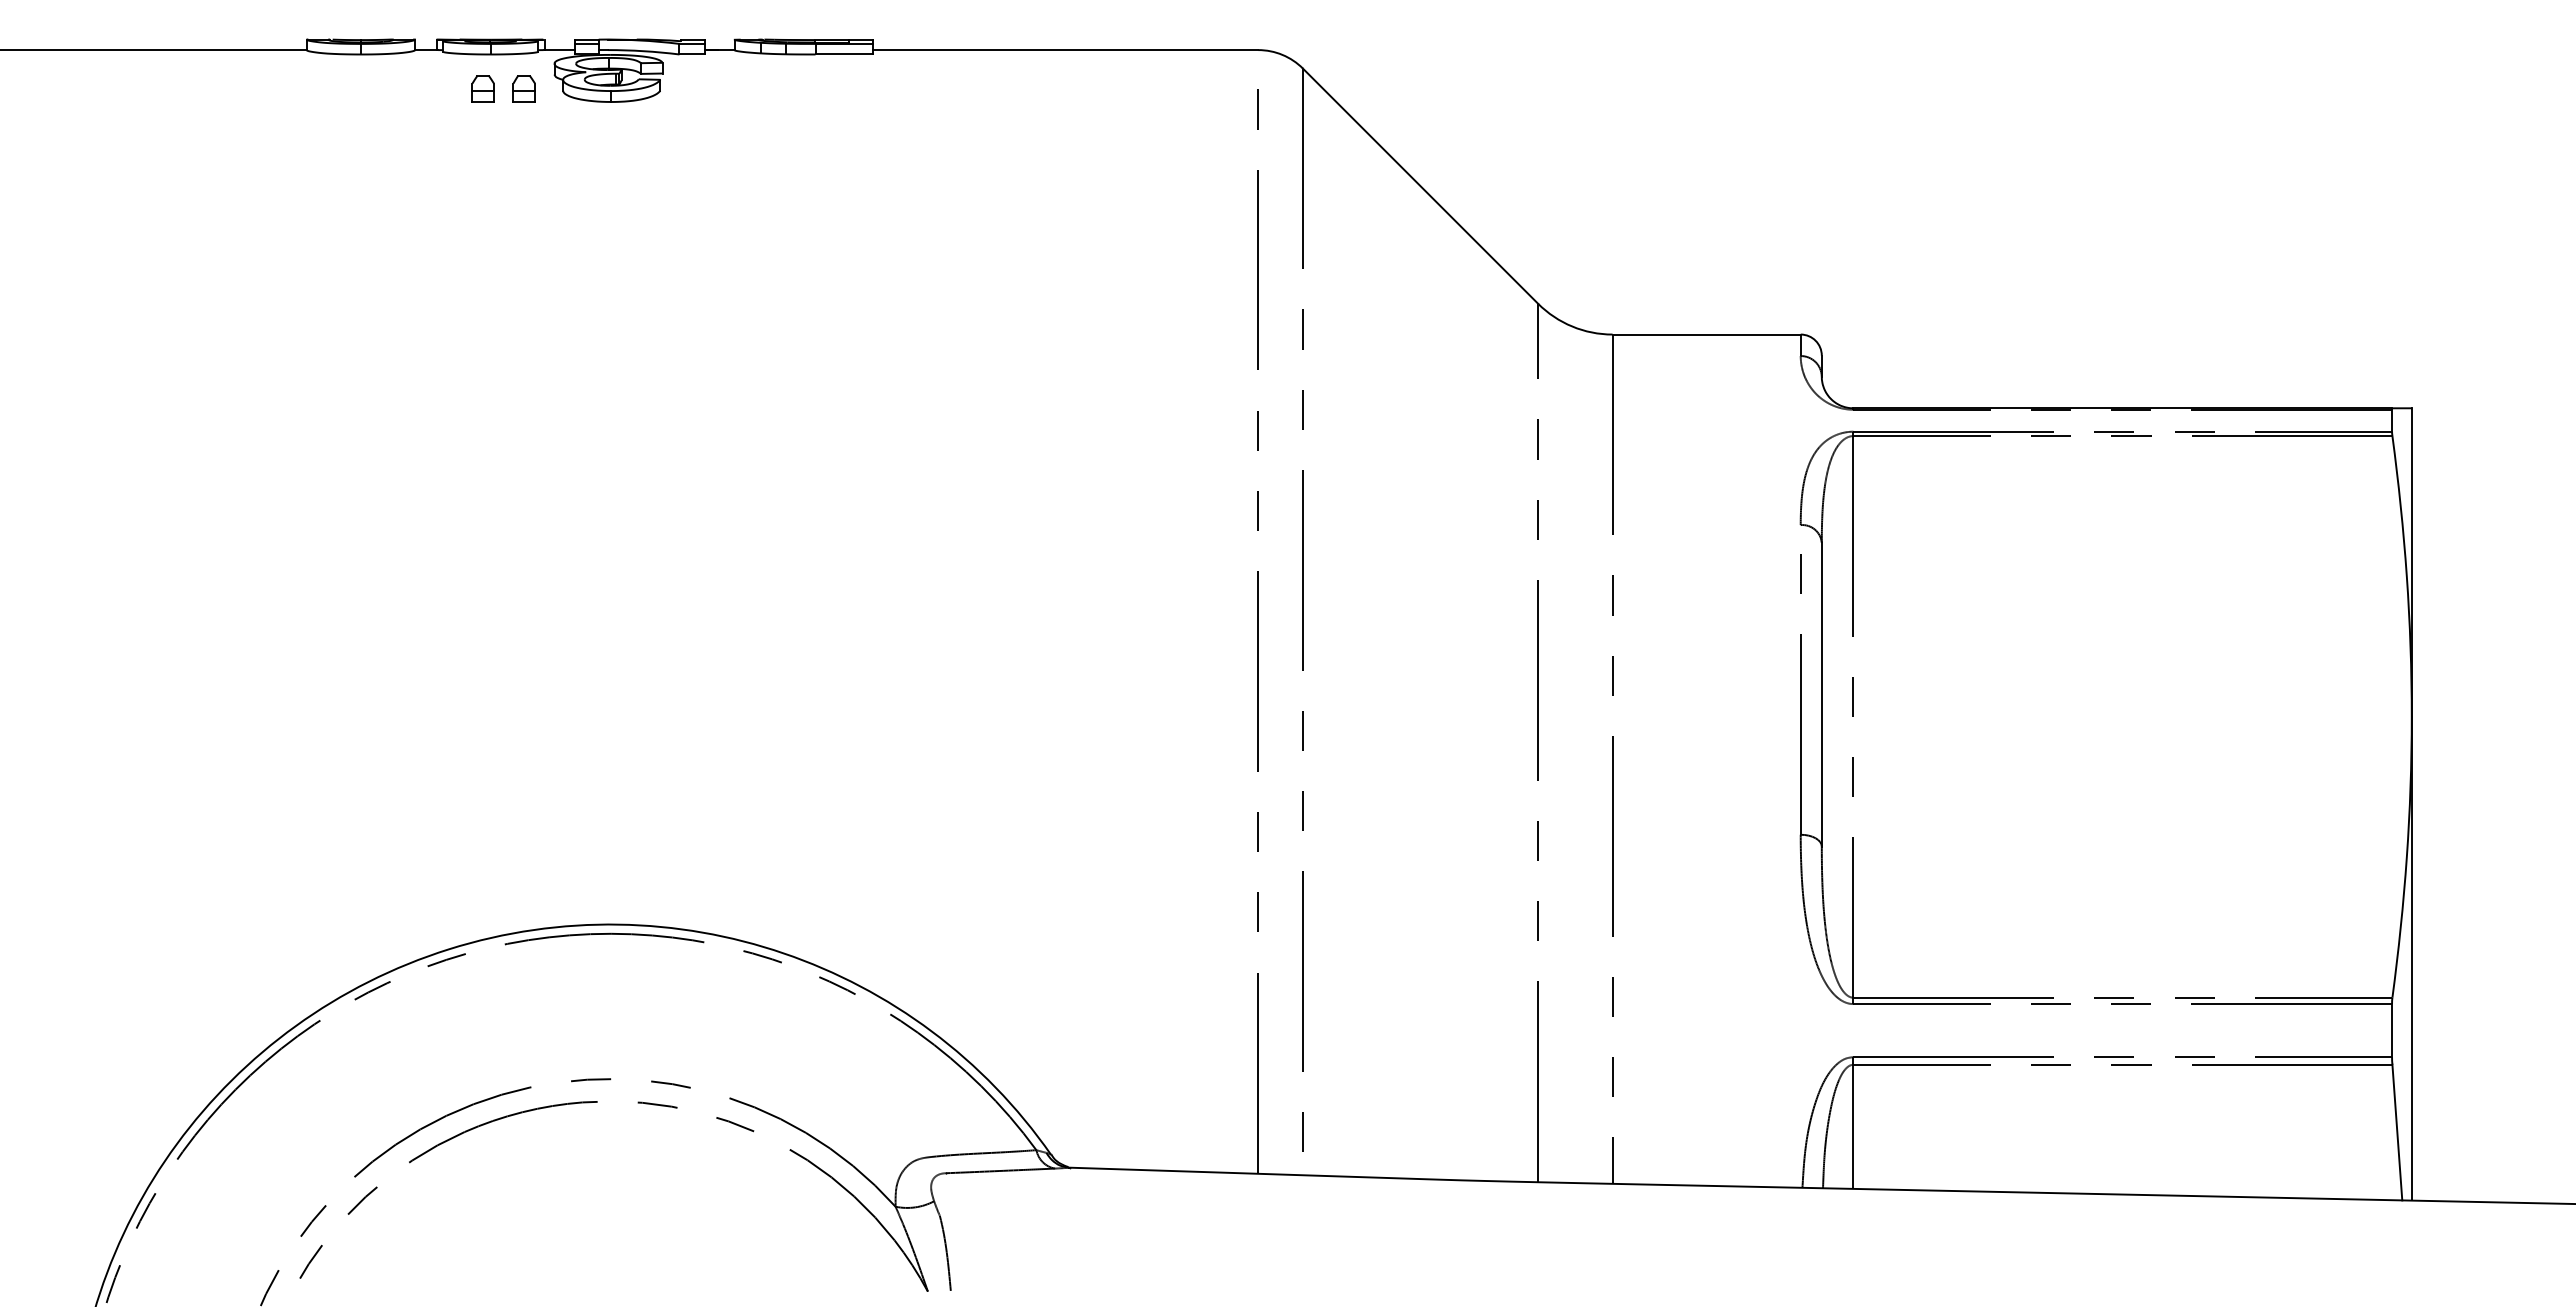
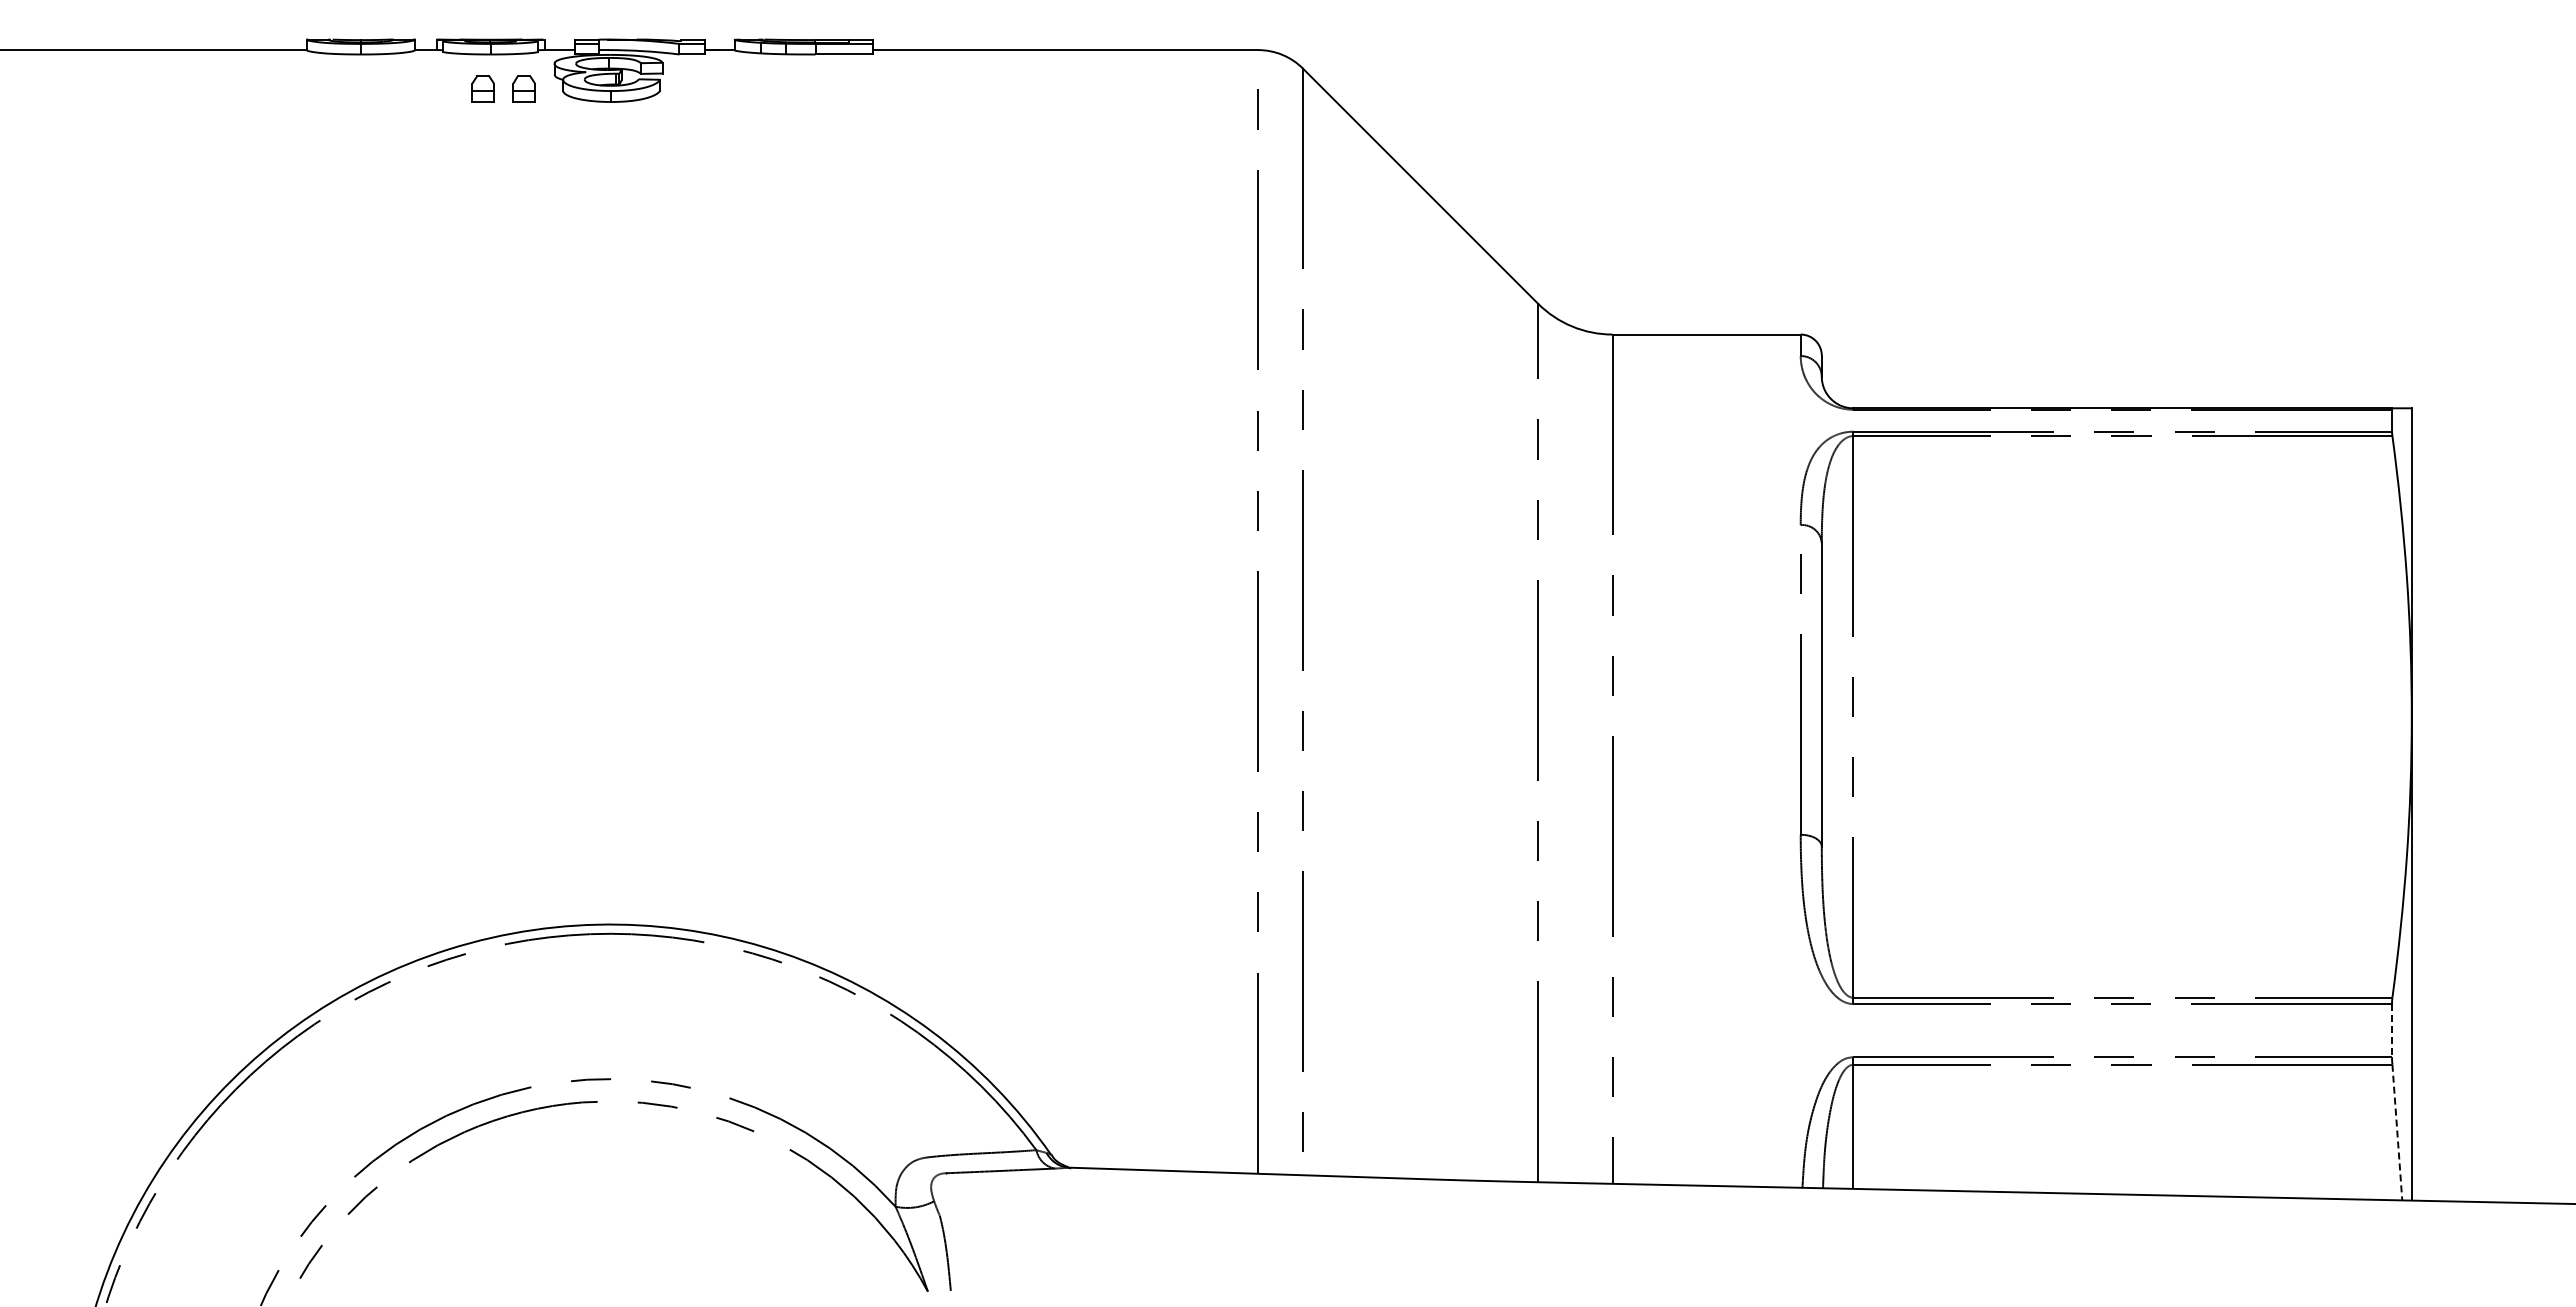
line: solid -> dashed (2392, 1030)
line: solid -> dashed (2397, 1133)
